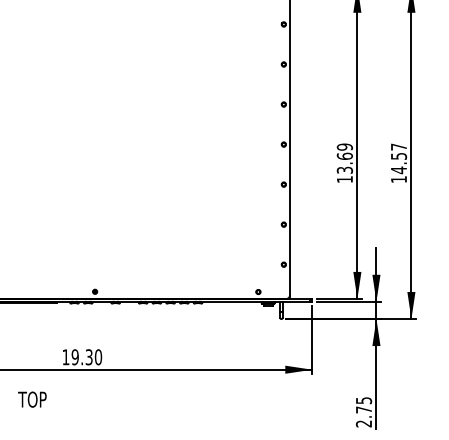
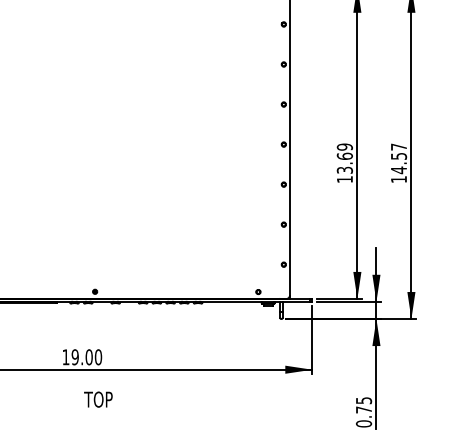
text: 19.30 -> 19.00 (88, 357)
text position: (32, 399) -> (98, 399) (98, 399)
text: 2.75 -> 0.75 (364, 423)
